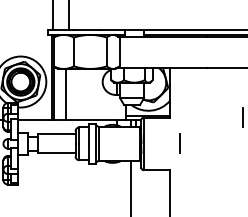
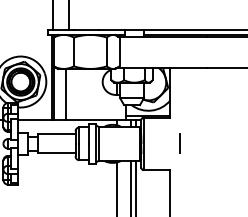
line: present -> none (242, 117)
line: none -> present (116, 187)
line: none -> present (135, 187)
